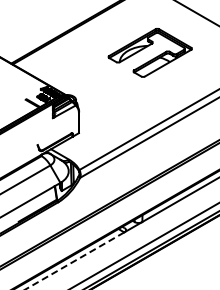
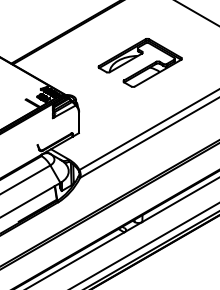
part position: (149, 52) -> (139, 62) (139, 62)
line: dashed -> solid (74, 261)
